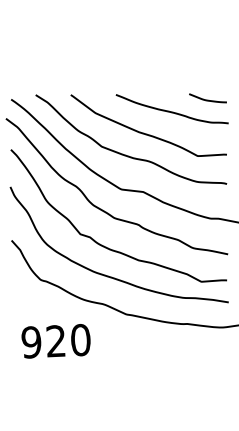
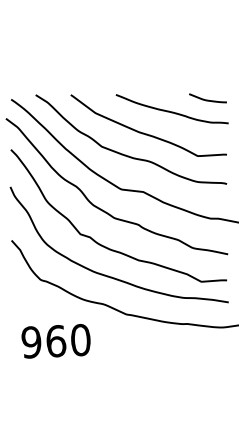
text: 920 -> 960 (56, 341)
